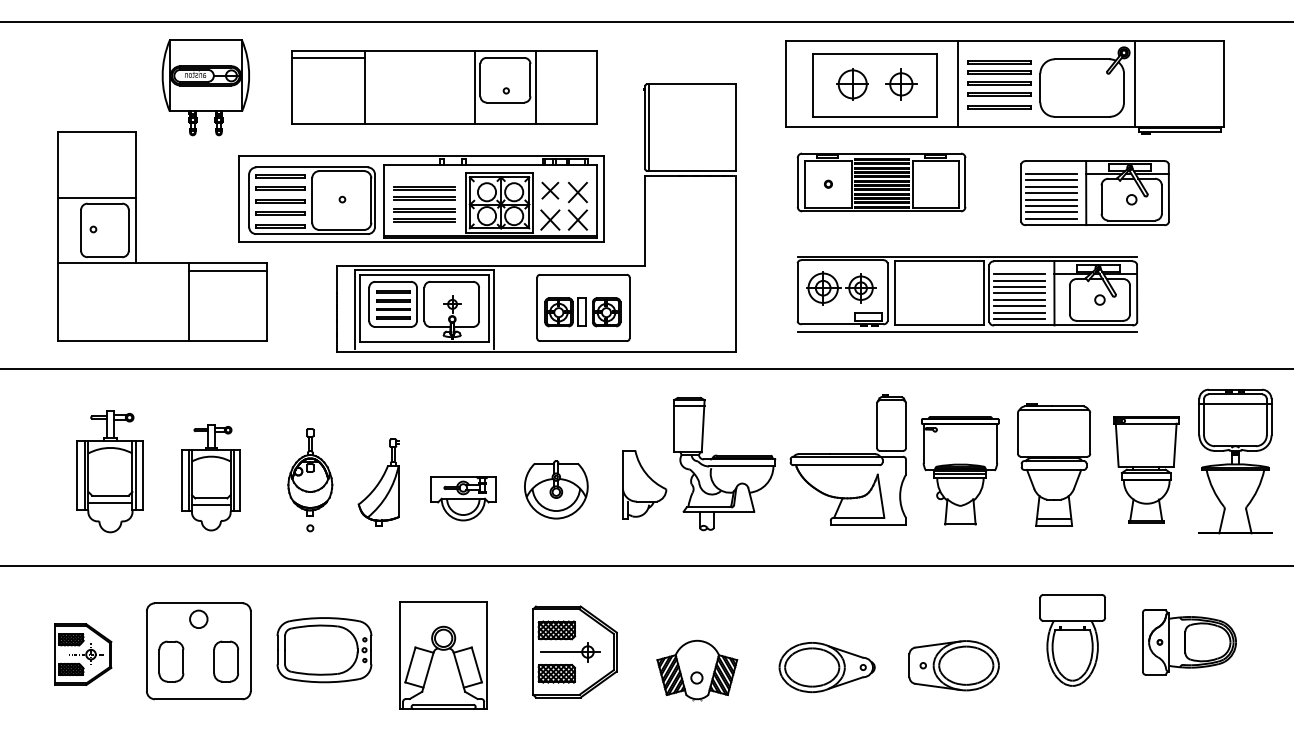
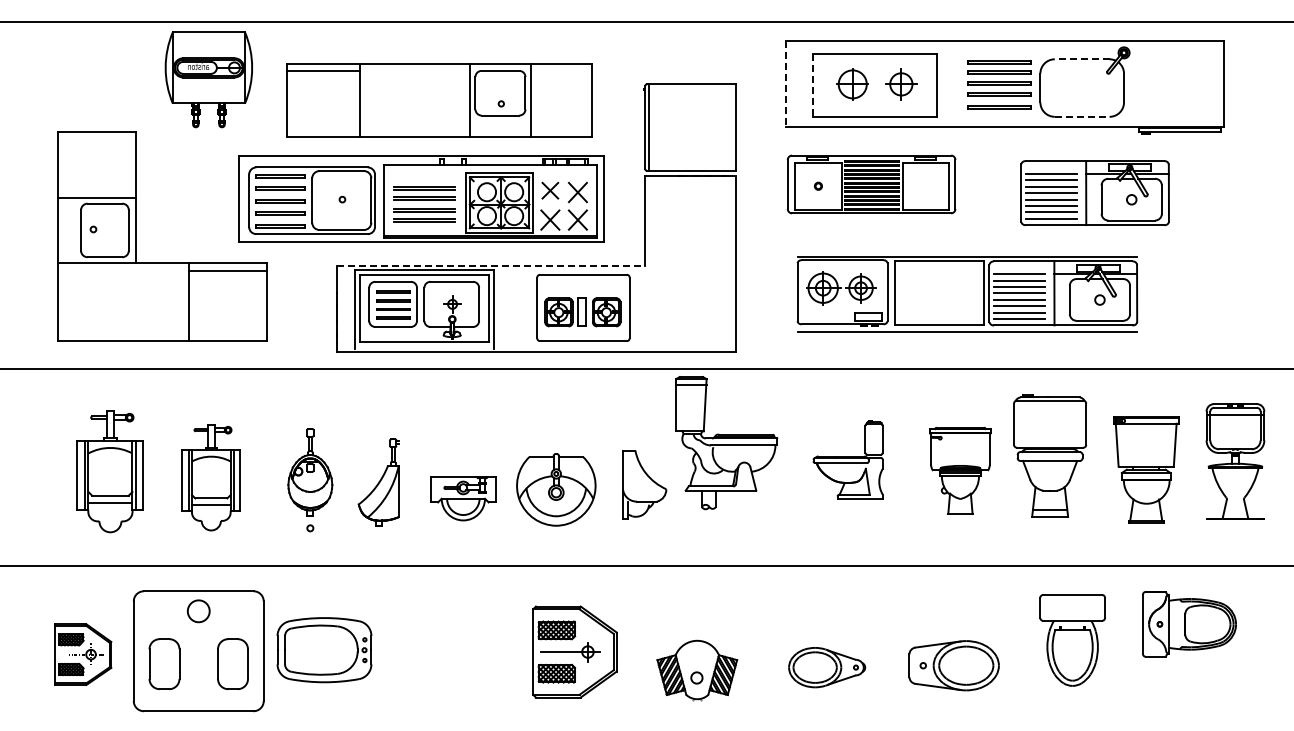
line: solid -> dashed (1081, 59)
line: present -> none (958, 83)
line: present -> none (1134, 83)
line: solid -> dashed (785, 84)
line: solid -> dashed (813, 85)
part position: (205, 87) -> (208, 79) (208, 79)
part position: (444, 87) -> (439, 100) (439, 100)
line: solid -> dashed (1082, 116)
part position: (881, 182) -> (871, 184) (871, 184)
line: solid -> dashed (491, 265)
part size: 118x132 px -> 72x80 px (847, 459)
part size: 75x147 px -> 61x117 px (1235, 461)
part position: (724, 464) -> (726, 443) (726, 443)
part position: (1054, 464) -> (1050, 455) (1050, 455)
part size: 79x110 px -> 63x89 px (960, 470)
part size: 65x60 px -> 81x74 px (556, 489)
part position: (1189, 642) -> (1189, 624) (1189, 624)
part size: 106x99 px -> 133x123 px (198, 651)
part: present -> none (443, 655)
part size: 98x52 px -> 79x42 px (827, 667)
